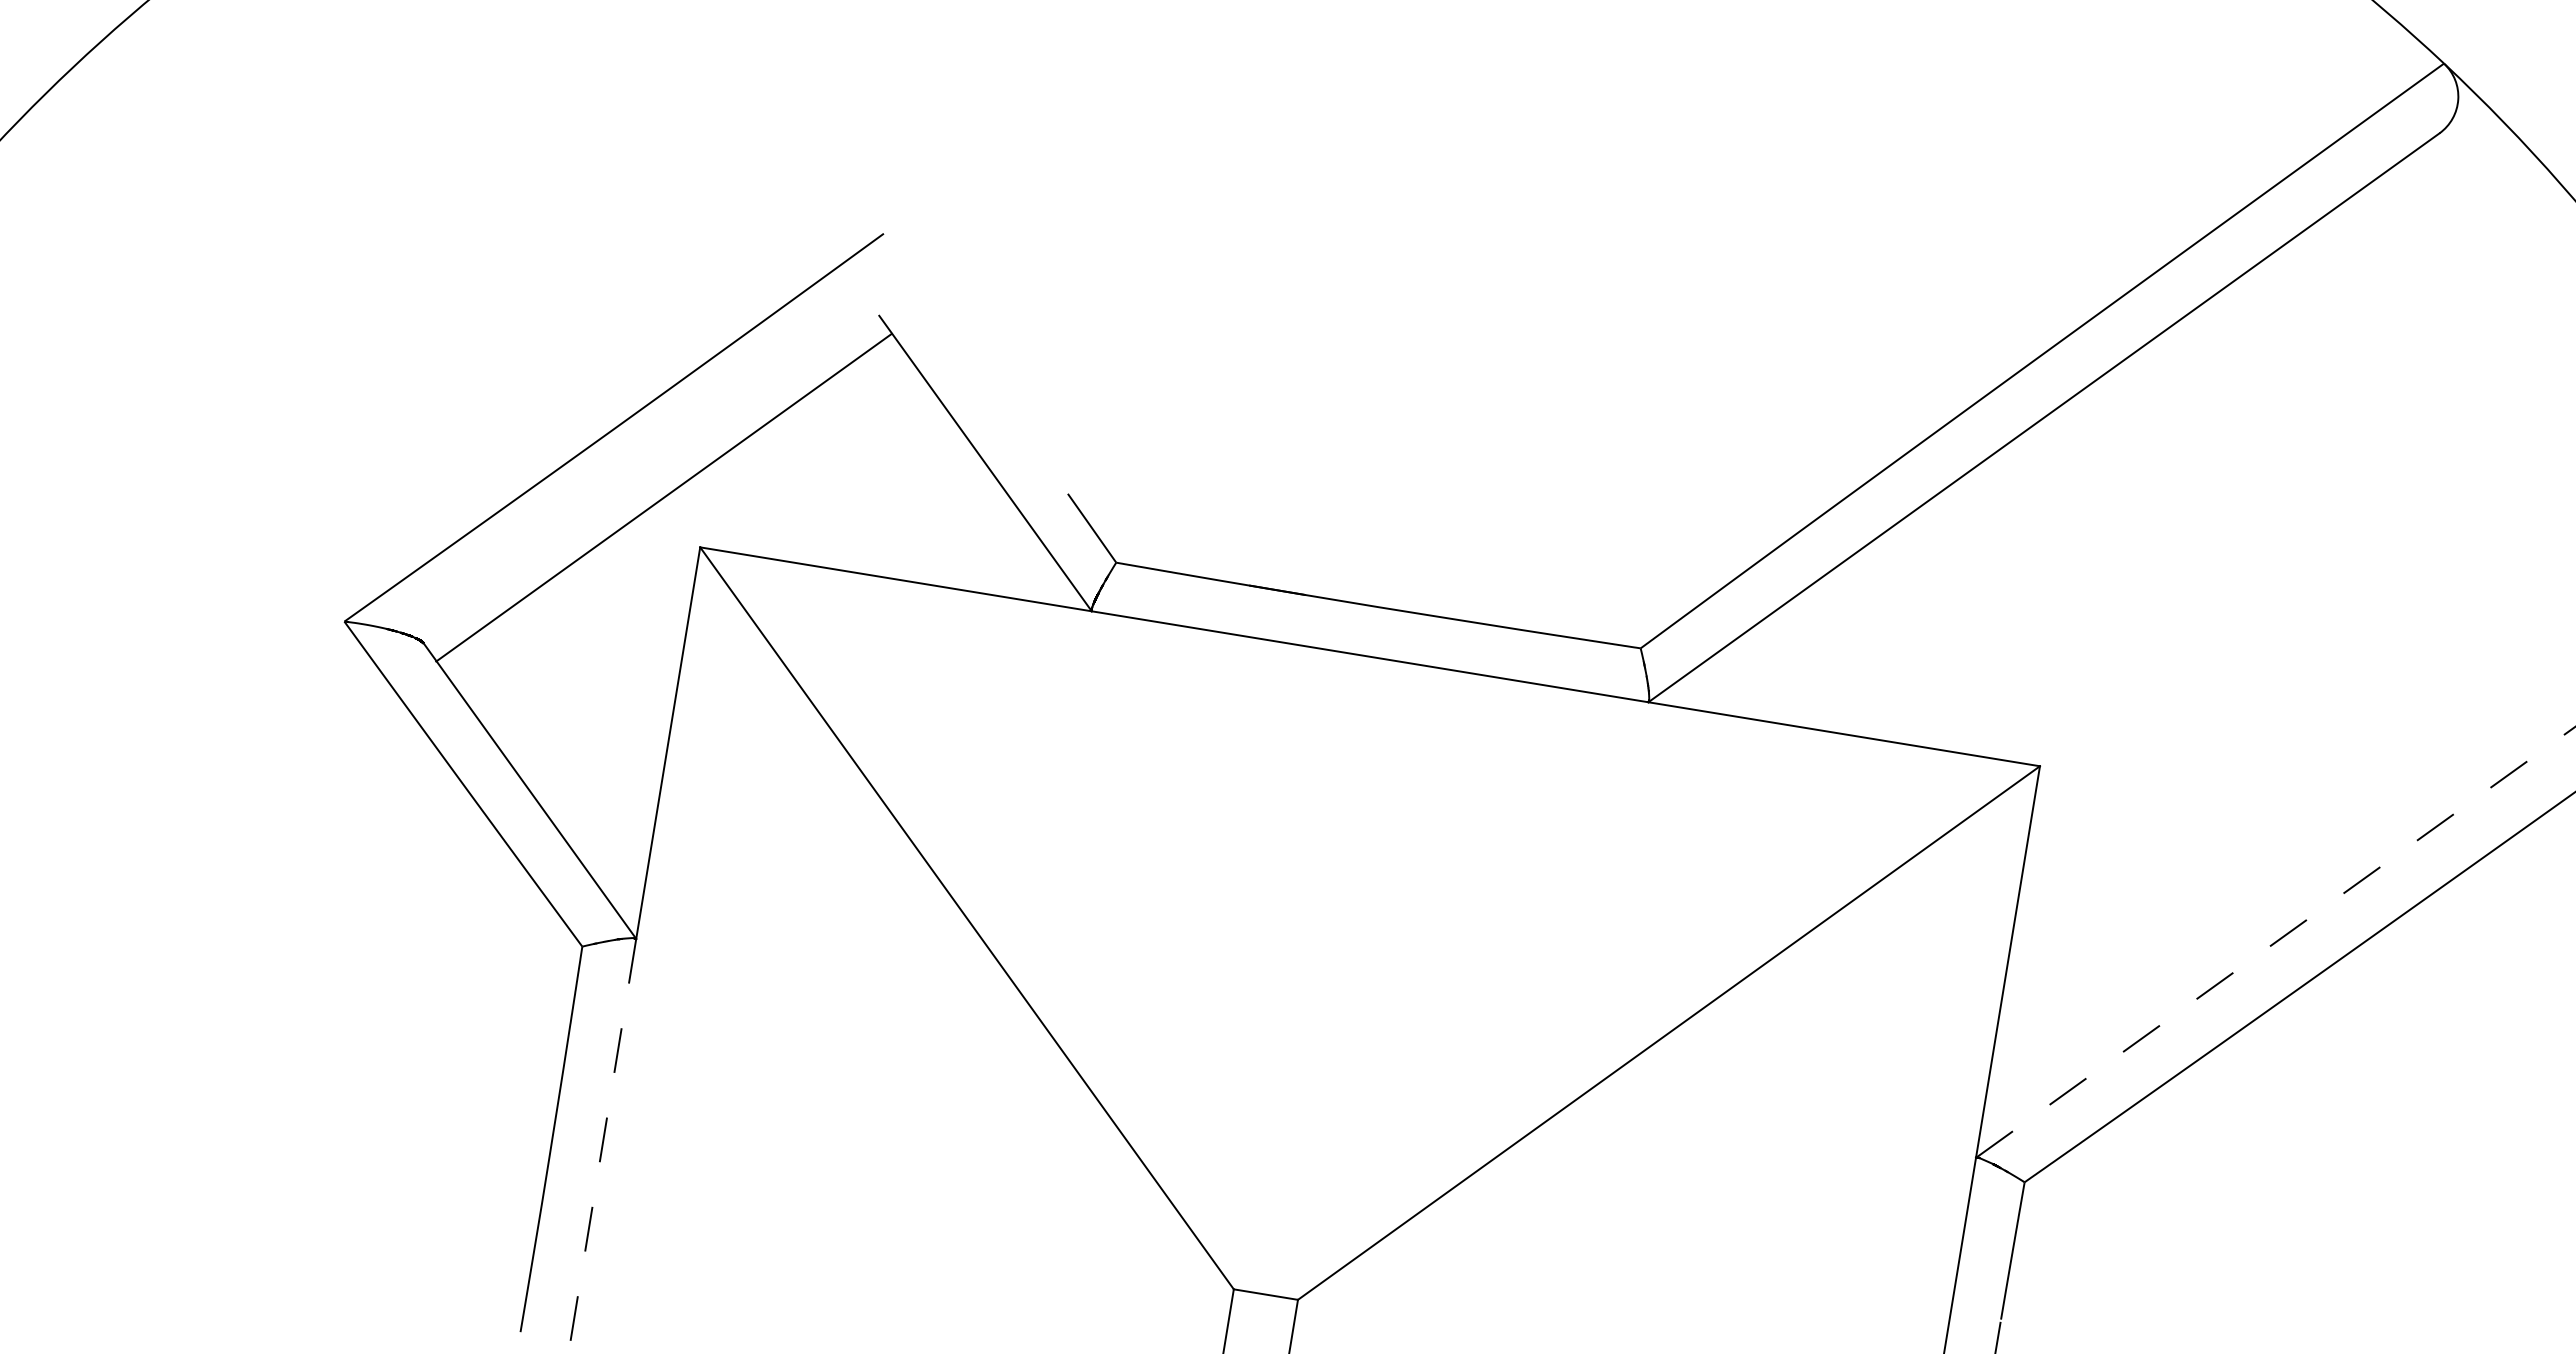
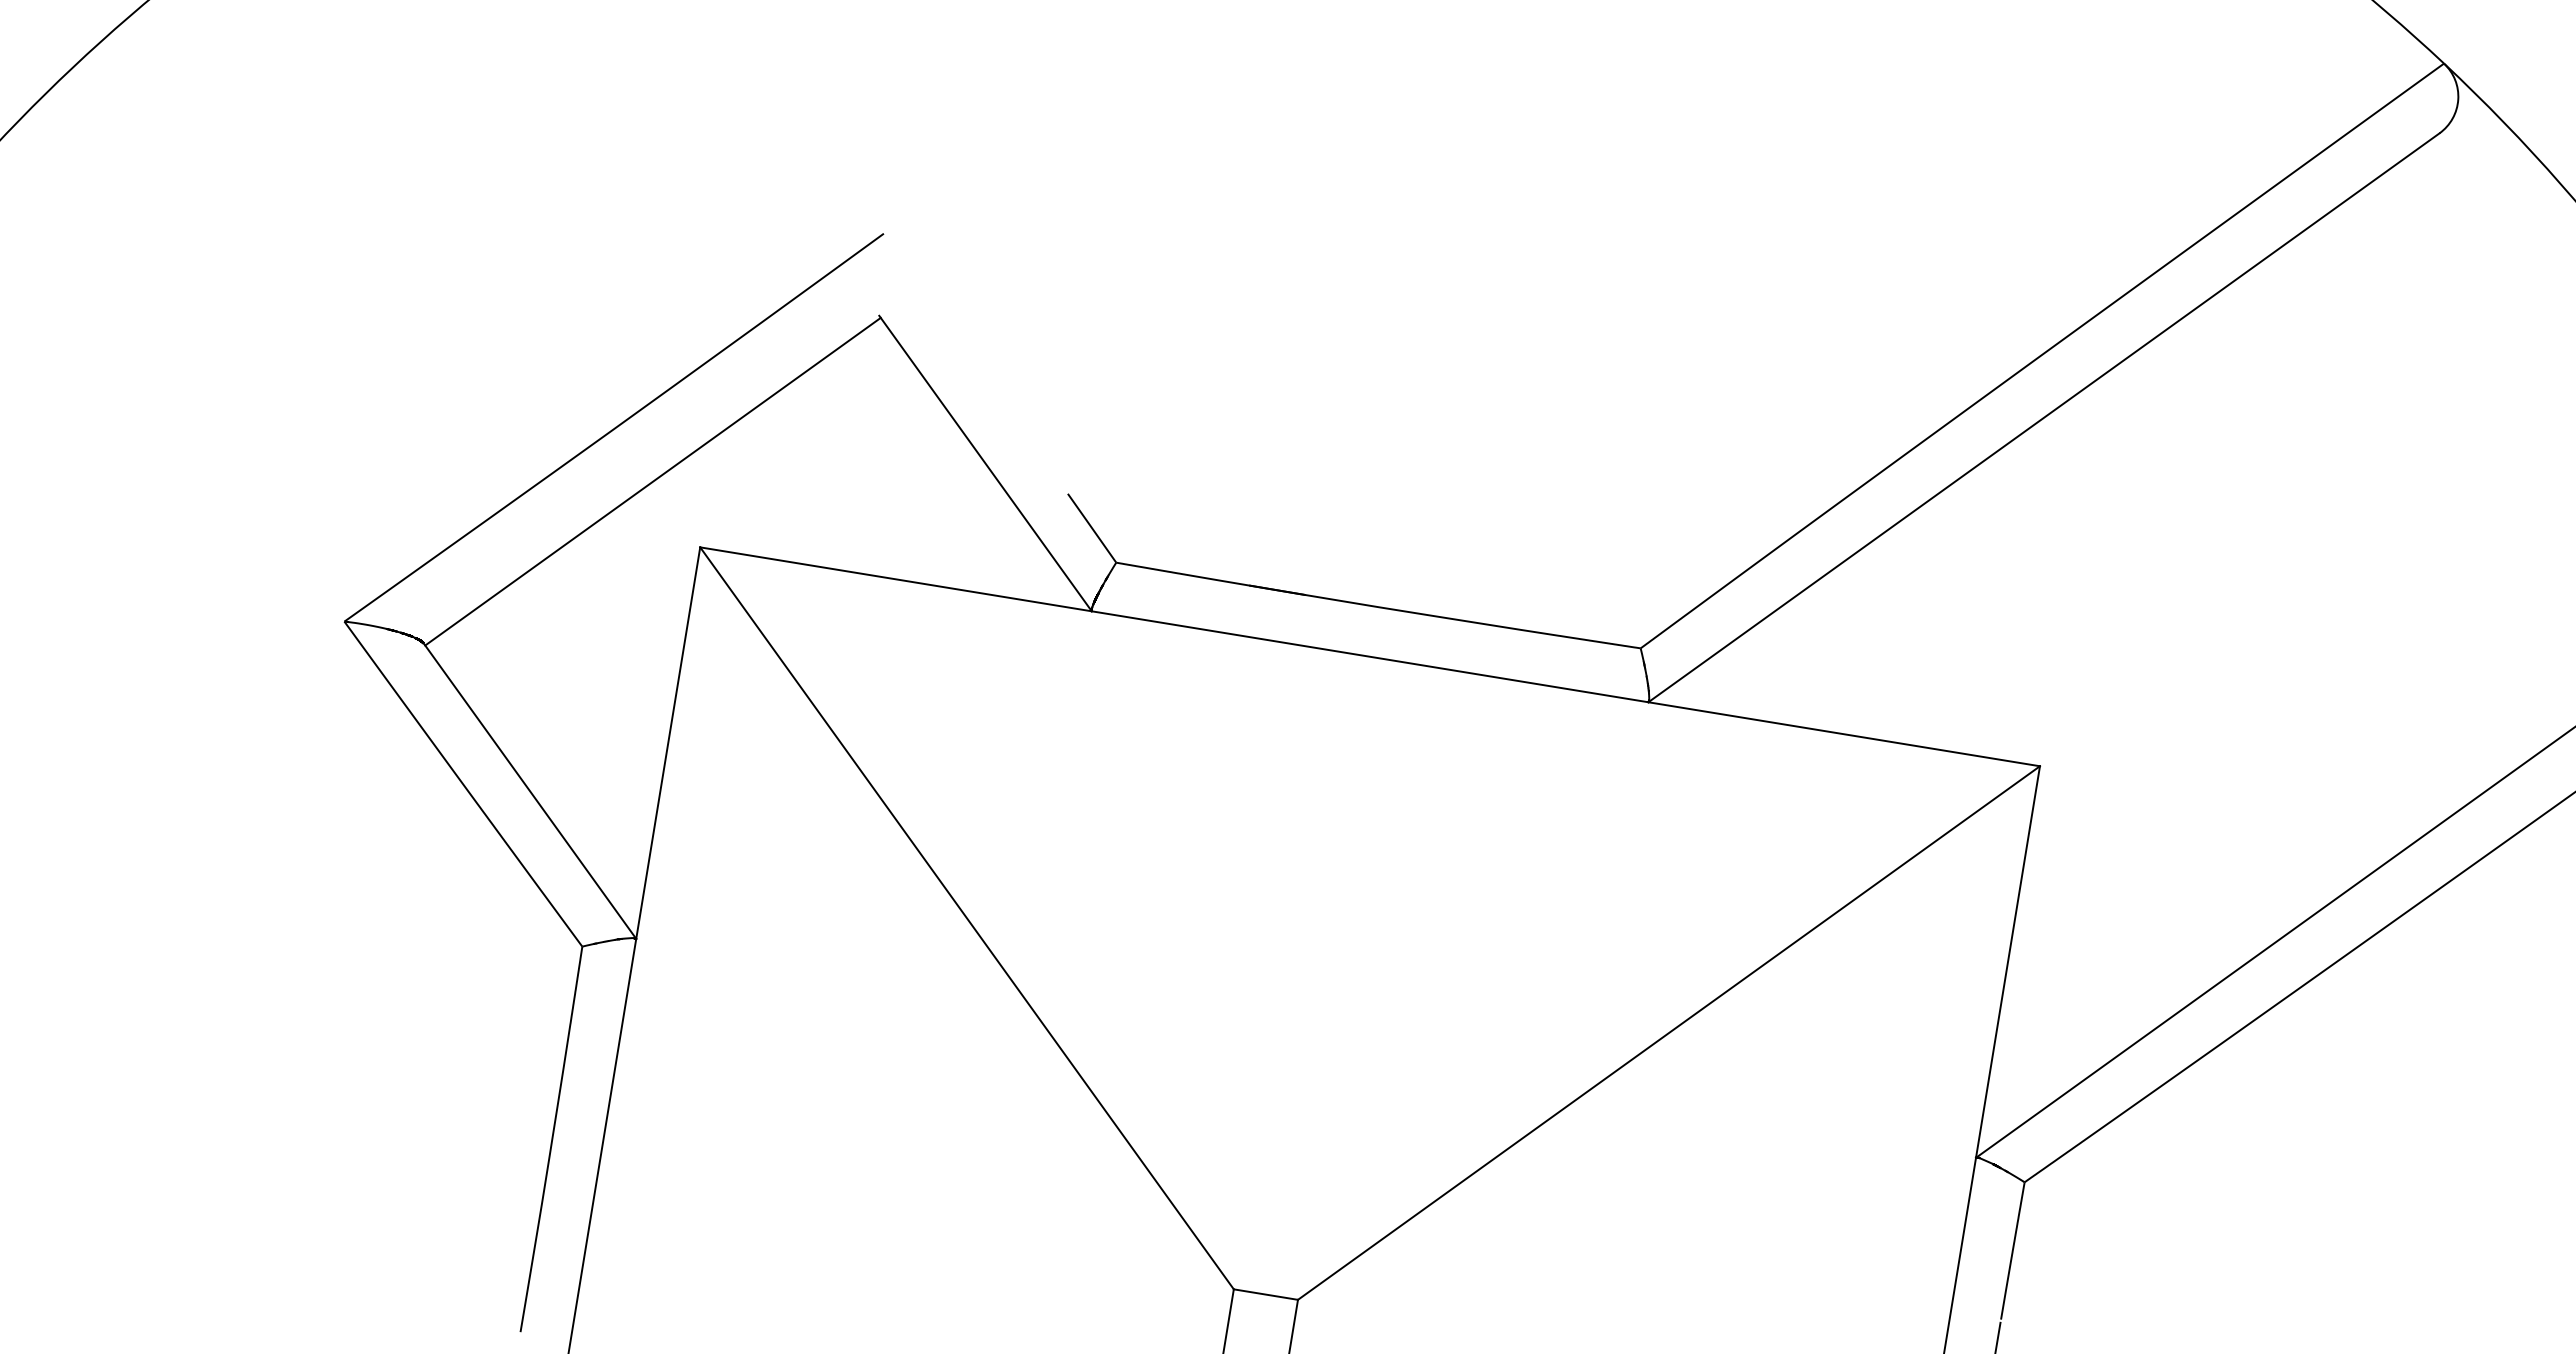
line position: (663, 497) -> (652, 481) (652, 481)
line: dashed -> solid (2276, 941)
line: dashed -> solid (602, 1146)
